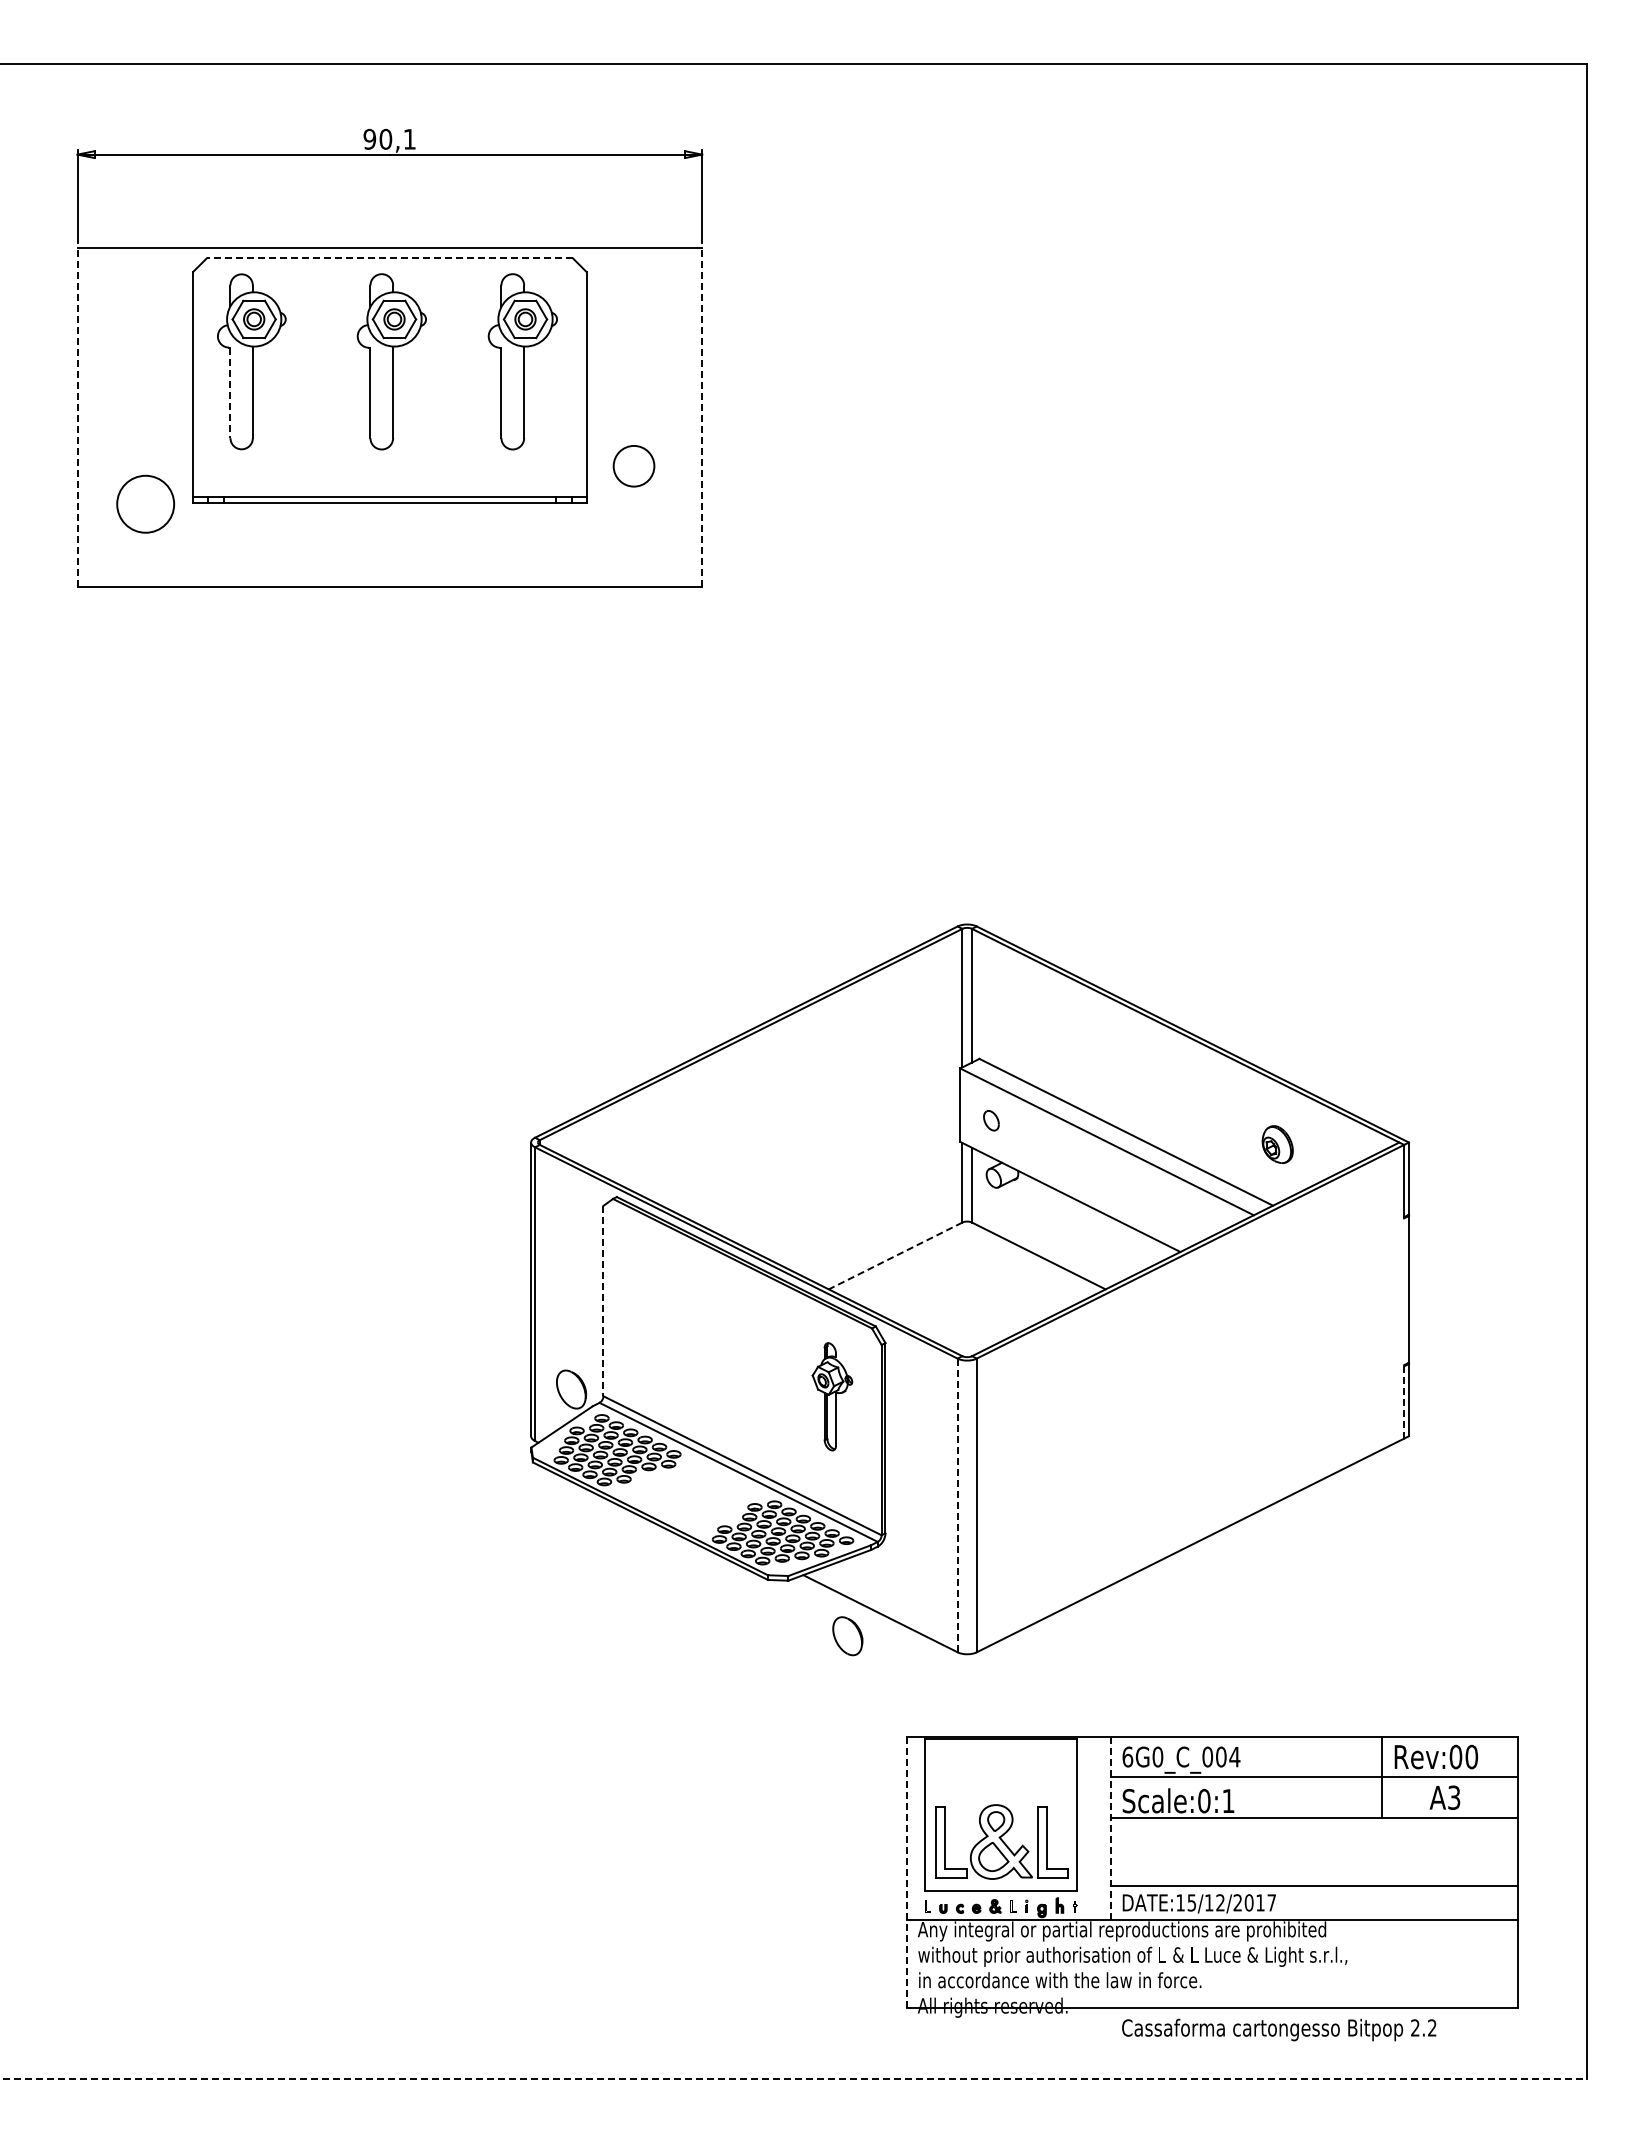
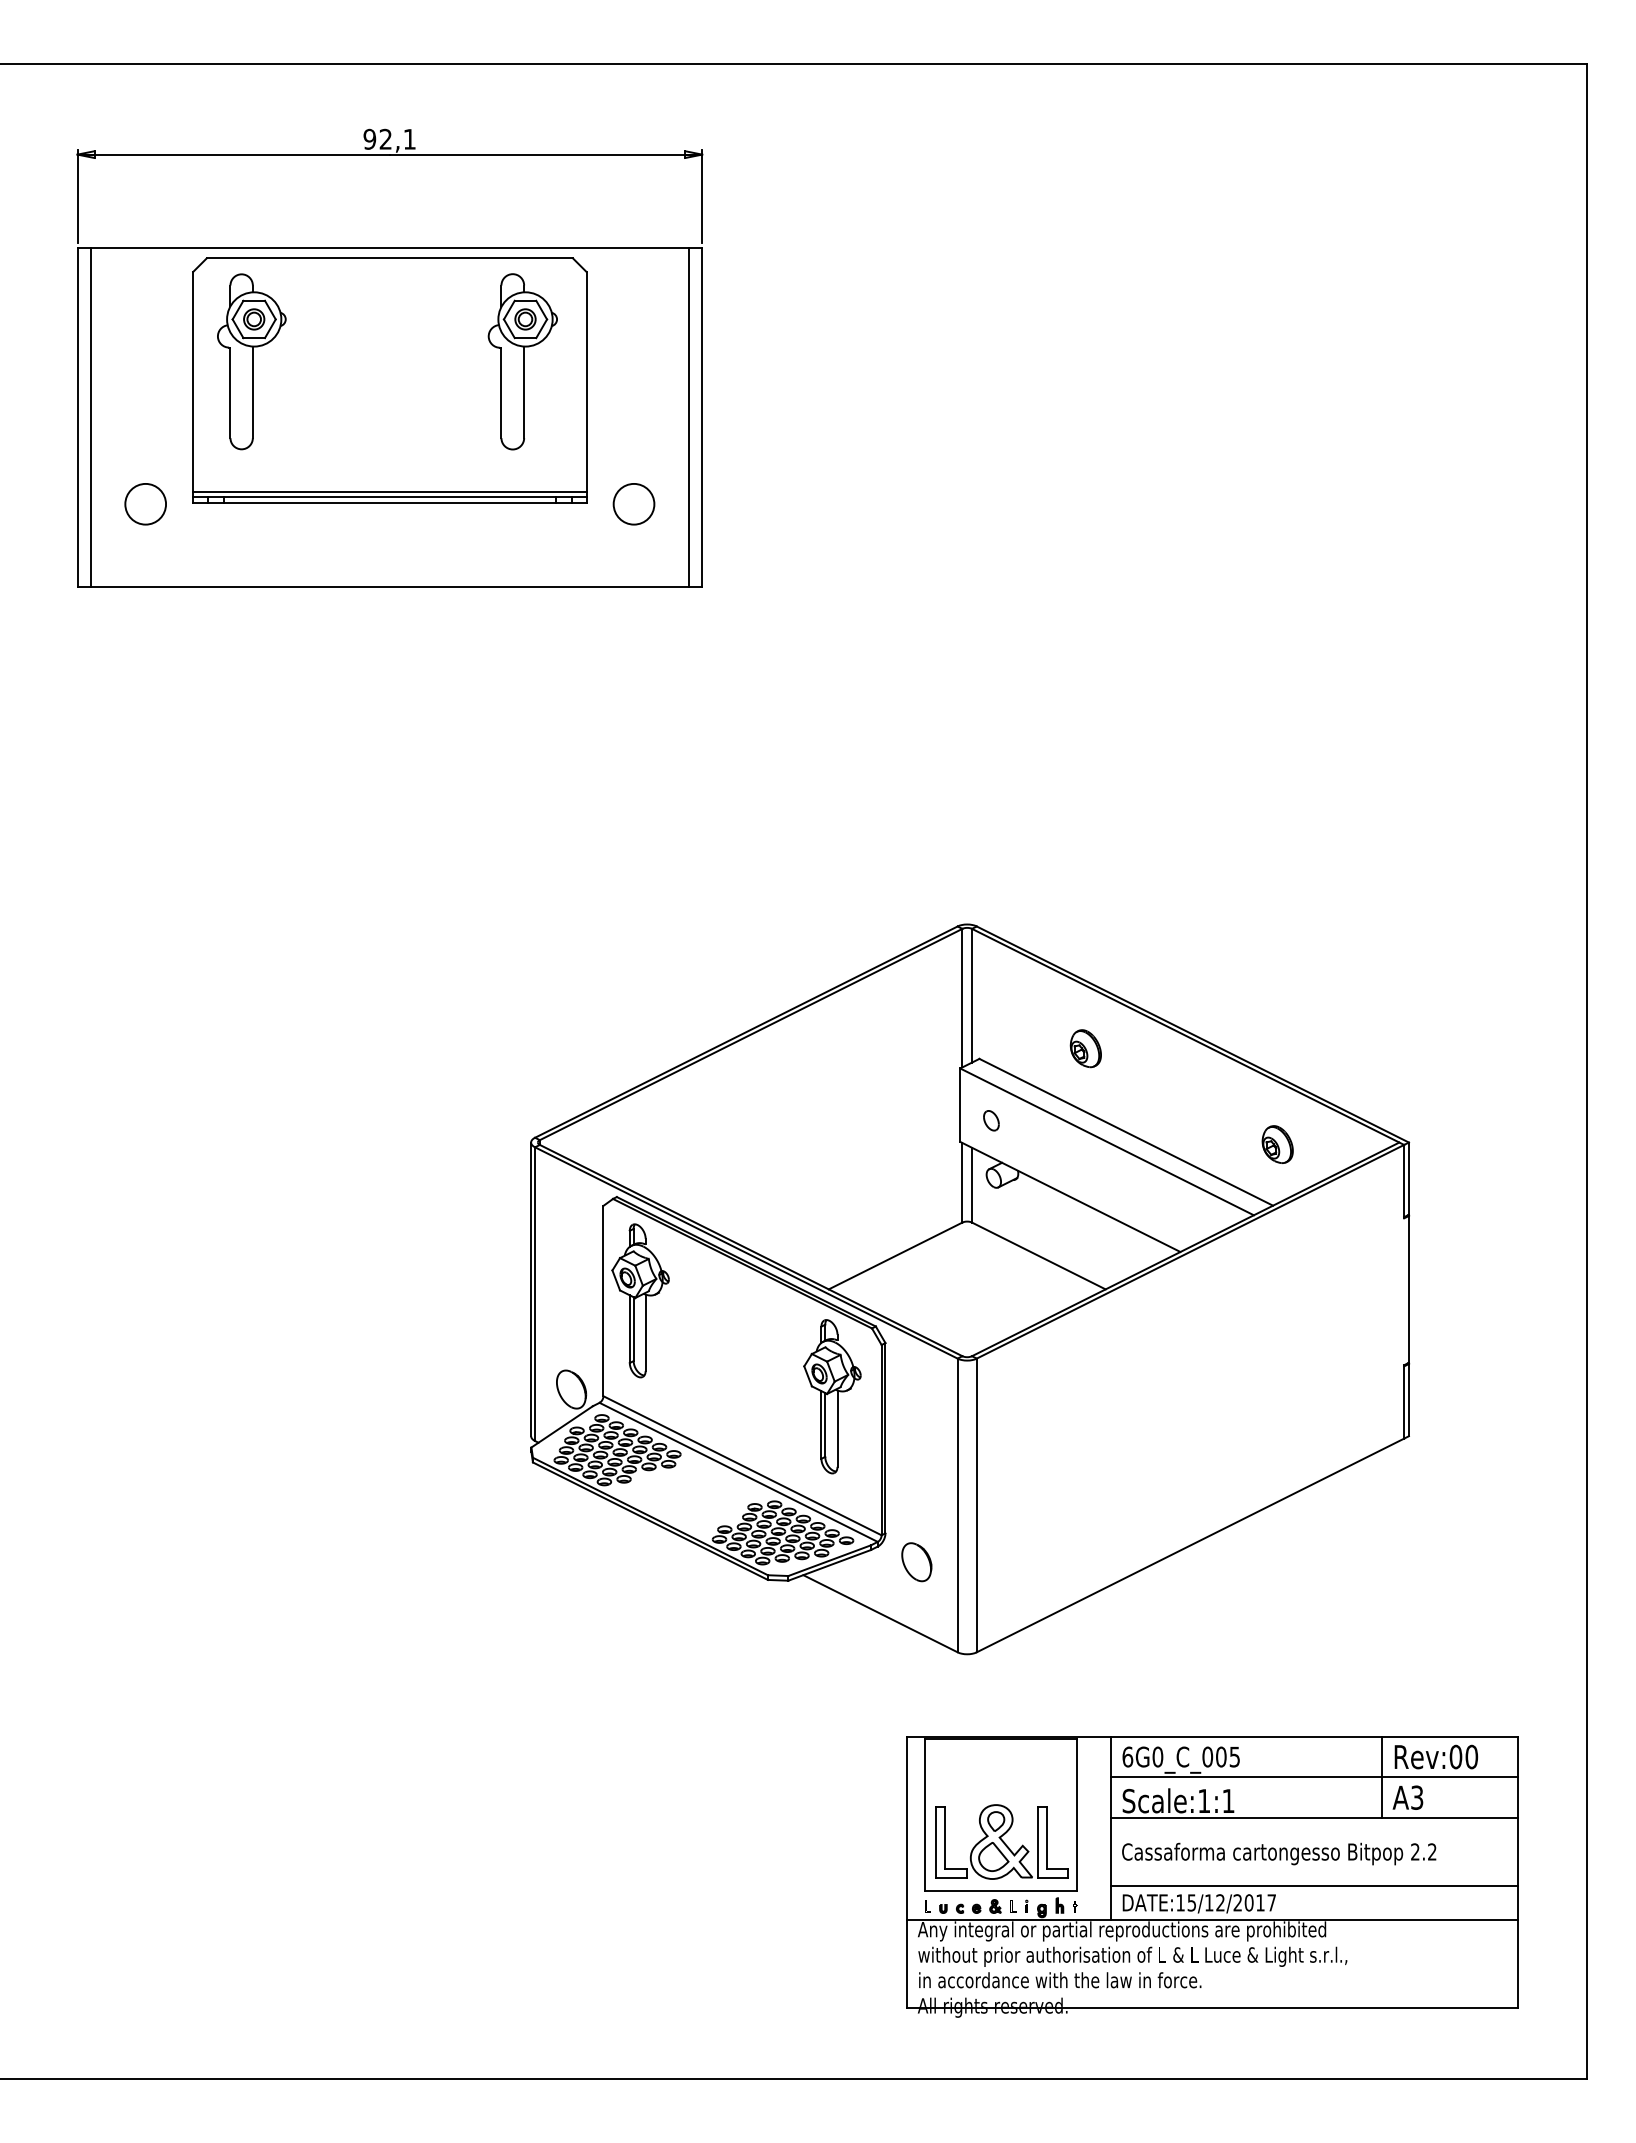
text: 90,1 -> 92,1 (385, 138)
line: dashed -> solid (389, 258)
part: present -> none (391, 361)
line: dashed -> solid (230, 393)
line: dashed -> solid (77, 417)
line: none -> present (91, 417)
line: none -> present (688, 417)
line: dashed -> solid (702, 417)
circle position: (633, 466) -> (633, 504) (633, 504)
line: none -> present (389, 491)
circle diameter: 57 px -> 41 px (145, 503)
part: none -> present (1085, 1048)
line: dashed -> solid (895, 1255)
part: none -> present (640, 1300)
line: dashed -> solid (603, 1301)
part size: 43x110 px -> 59x156 px (832, 1396)
line: dashed -> solid (1404, 1401)
line: dashed -> solid (957, 1505)
part position: (847, 1636) -> (916, 1562) (916, 1562)
text: 6G0_C_004 -> 6G0_C_005 (1234, 1756)
text position: (1444, 1797) -> (1407, 1797) (1407, 1797)
text: Scale:0:1 -> Scale:1:1 (1204, 1800)
line: dashed -> solid (1110, 1828)
line: dashed -> solid (907, 1872)
text position: (1279, 2029) -> (1279, 1853) (1279, 1853)
line: dashed -> solid (794, 2078)
